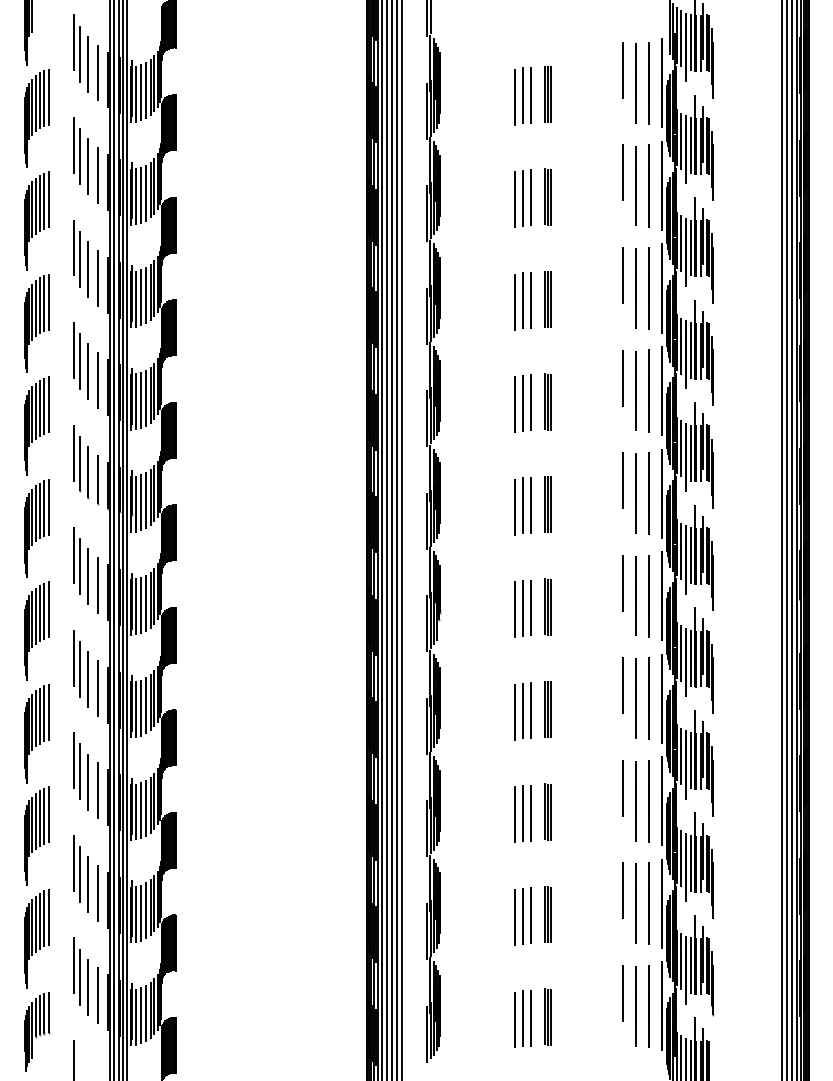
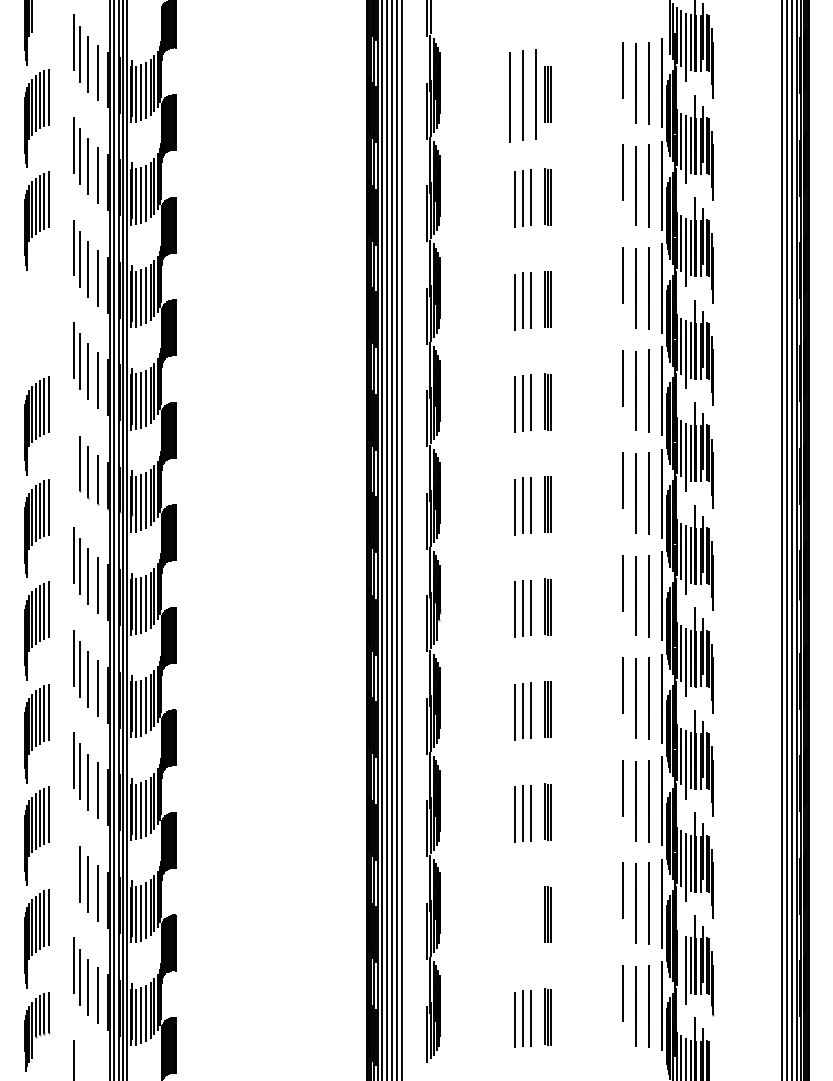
part size: 18x59 px -> 28x94 px (522, 95)
part: present -> none (36, 323)
line: present -> none (74, 452)
line: present -> none (74, 862)
part: present -> none (522, 916)
line: present -> none (680, 960)
